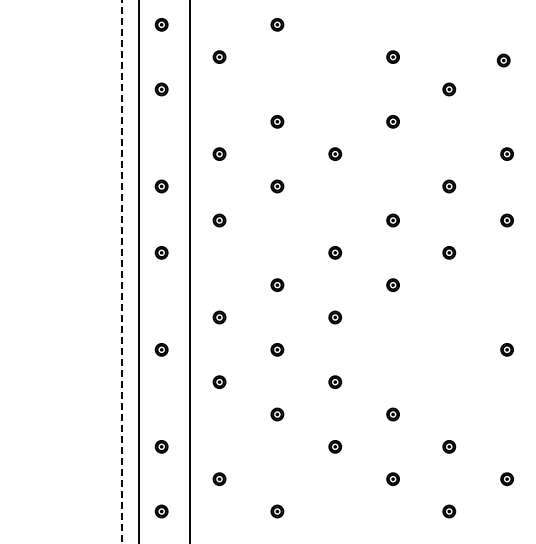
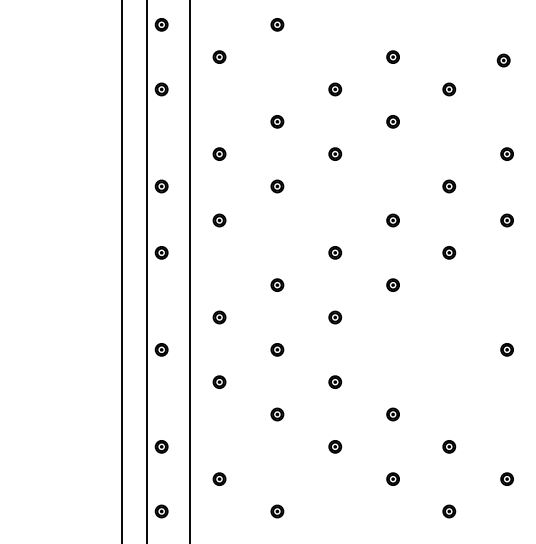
part: none -> present (335, 89)
line: dashed -> solid (121, 271)
line position: (139, 271) -> (147, 271) (147, 271)
